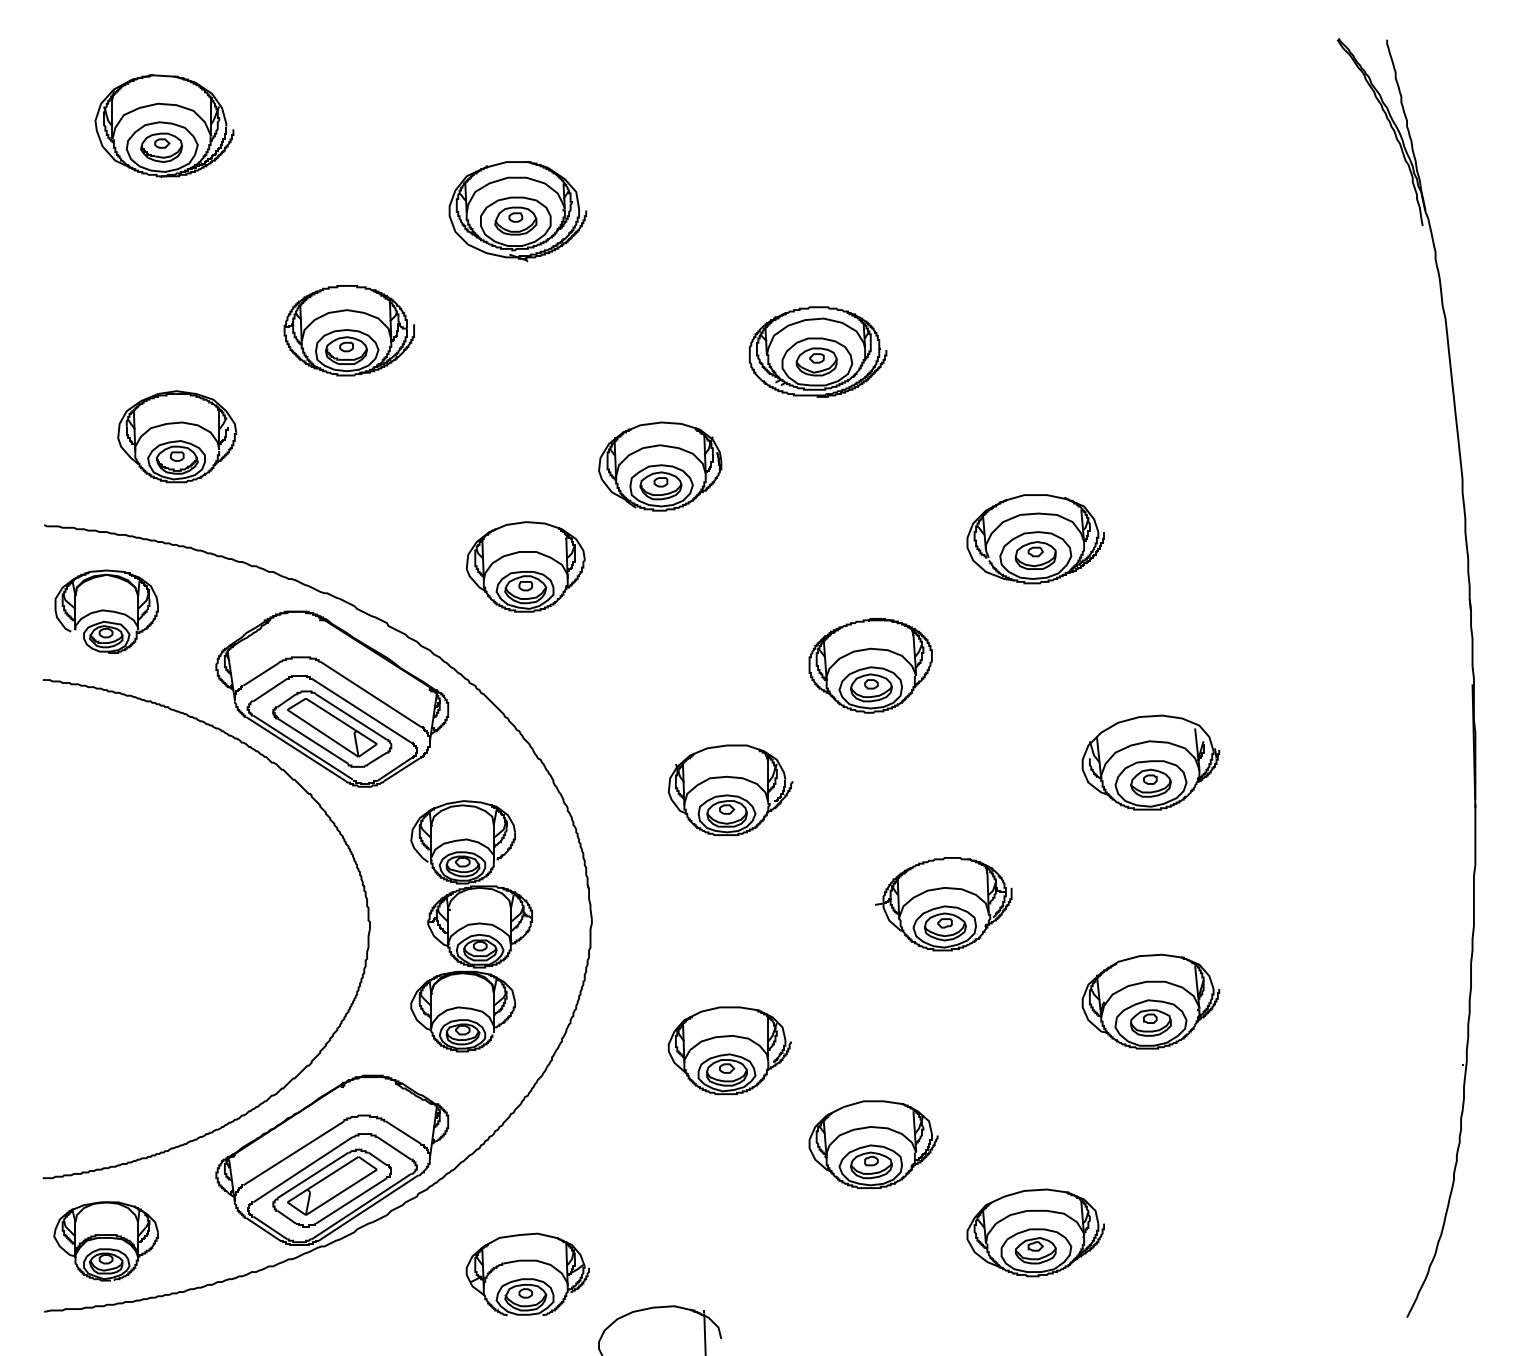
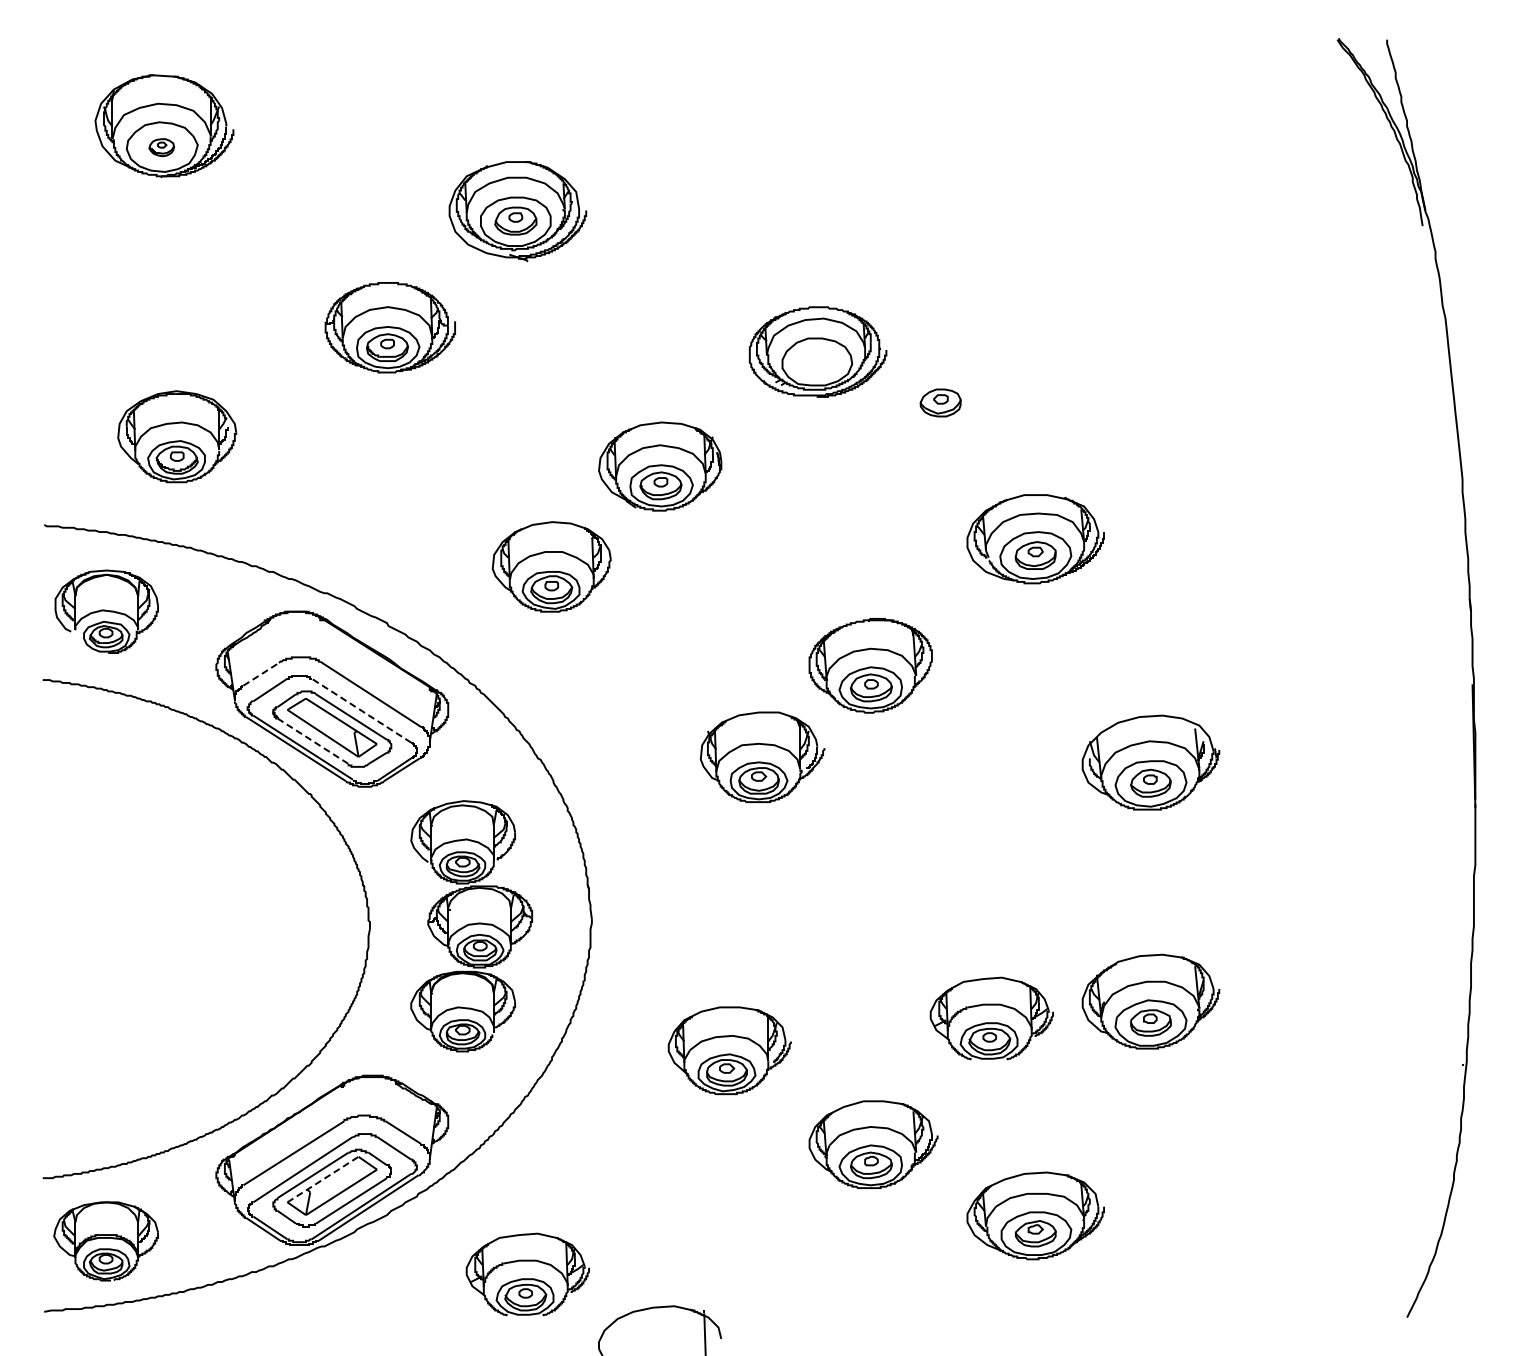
part size: 44x31 px -> 27x20 px (161, 147)
part position: (348, 330) -> (389, 327) (389, 327)
part position: (816, 361) -> (940, 402) (940, 402)
part position: (525, 566) -> (551, 566) (551, 566)
line: solid -> dashed (261, 674)
line: solid -> dashed (361, 710)
line: solid -> dashed (313, 741)
part position: (730, 789) -> (762, 756) (762, 756)
part: present -> none (943, 904)
part: none -> present (991, 1018)
line: solid -> dashed (323, 1179)
part position: (1035, 1232) -> (1035, 1215) (1035, 1215)
